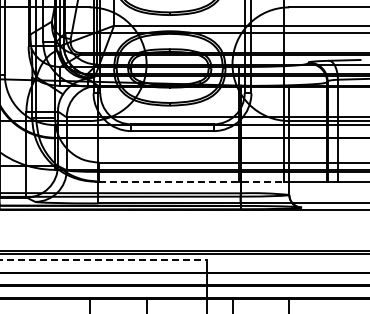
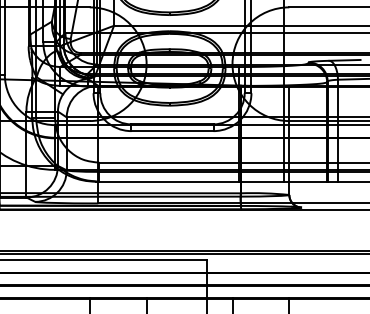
line: dashed -> solid (192, 181)
line: dashed -> solid (104, 259)
